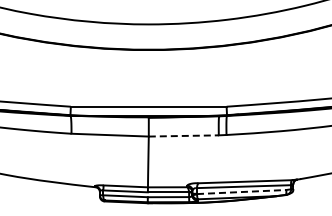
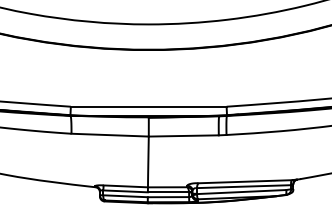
line: dashed -> solid (184, 135)
line: dashed -> solid (241, 192)
